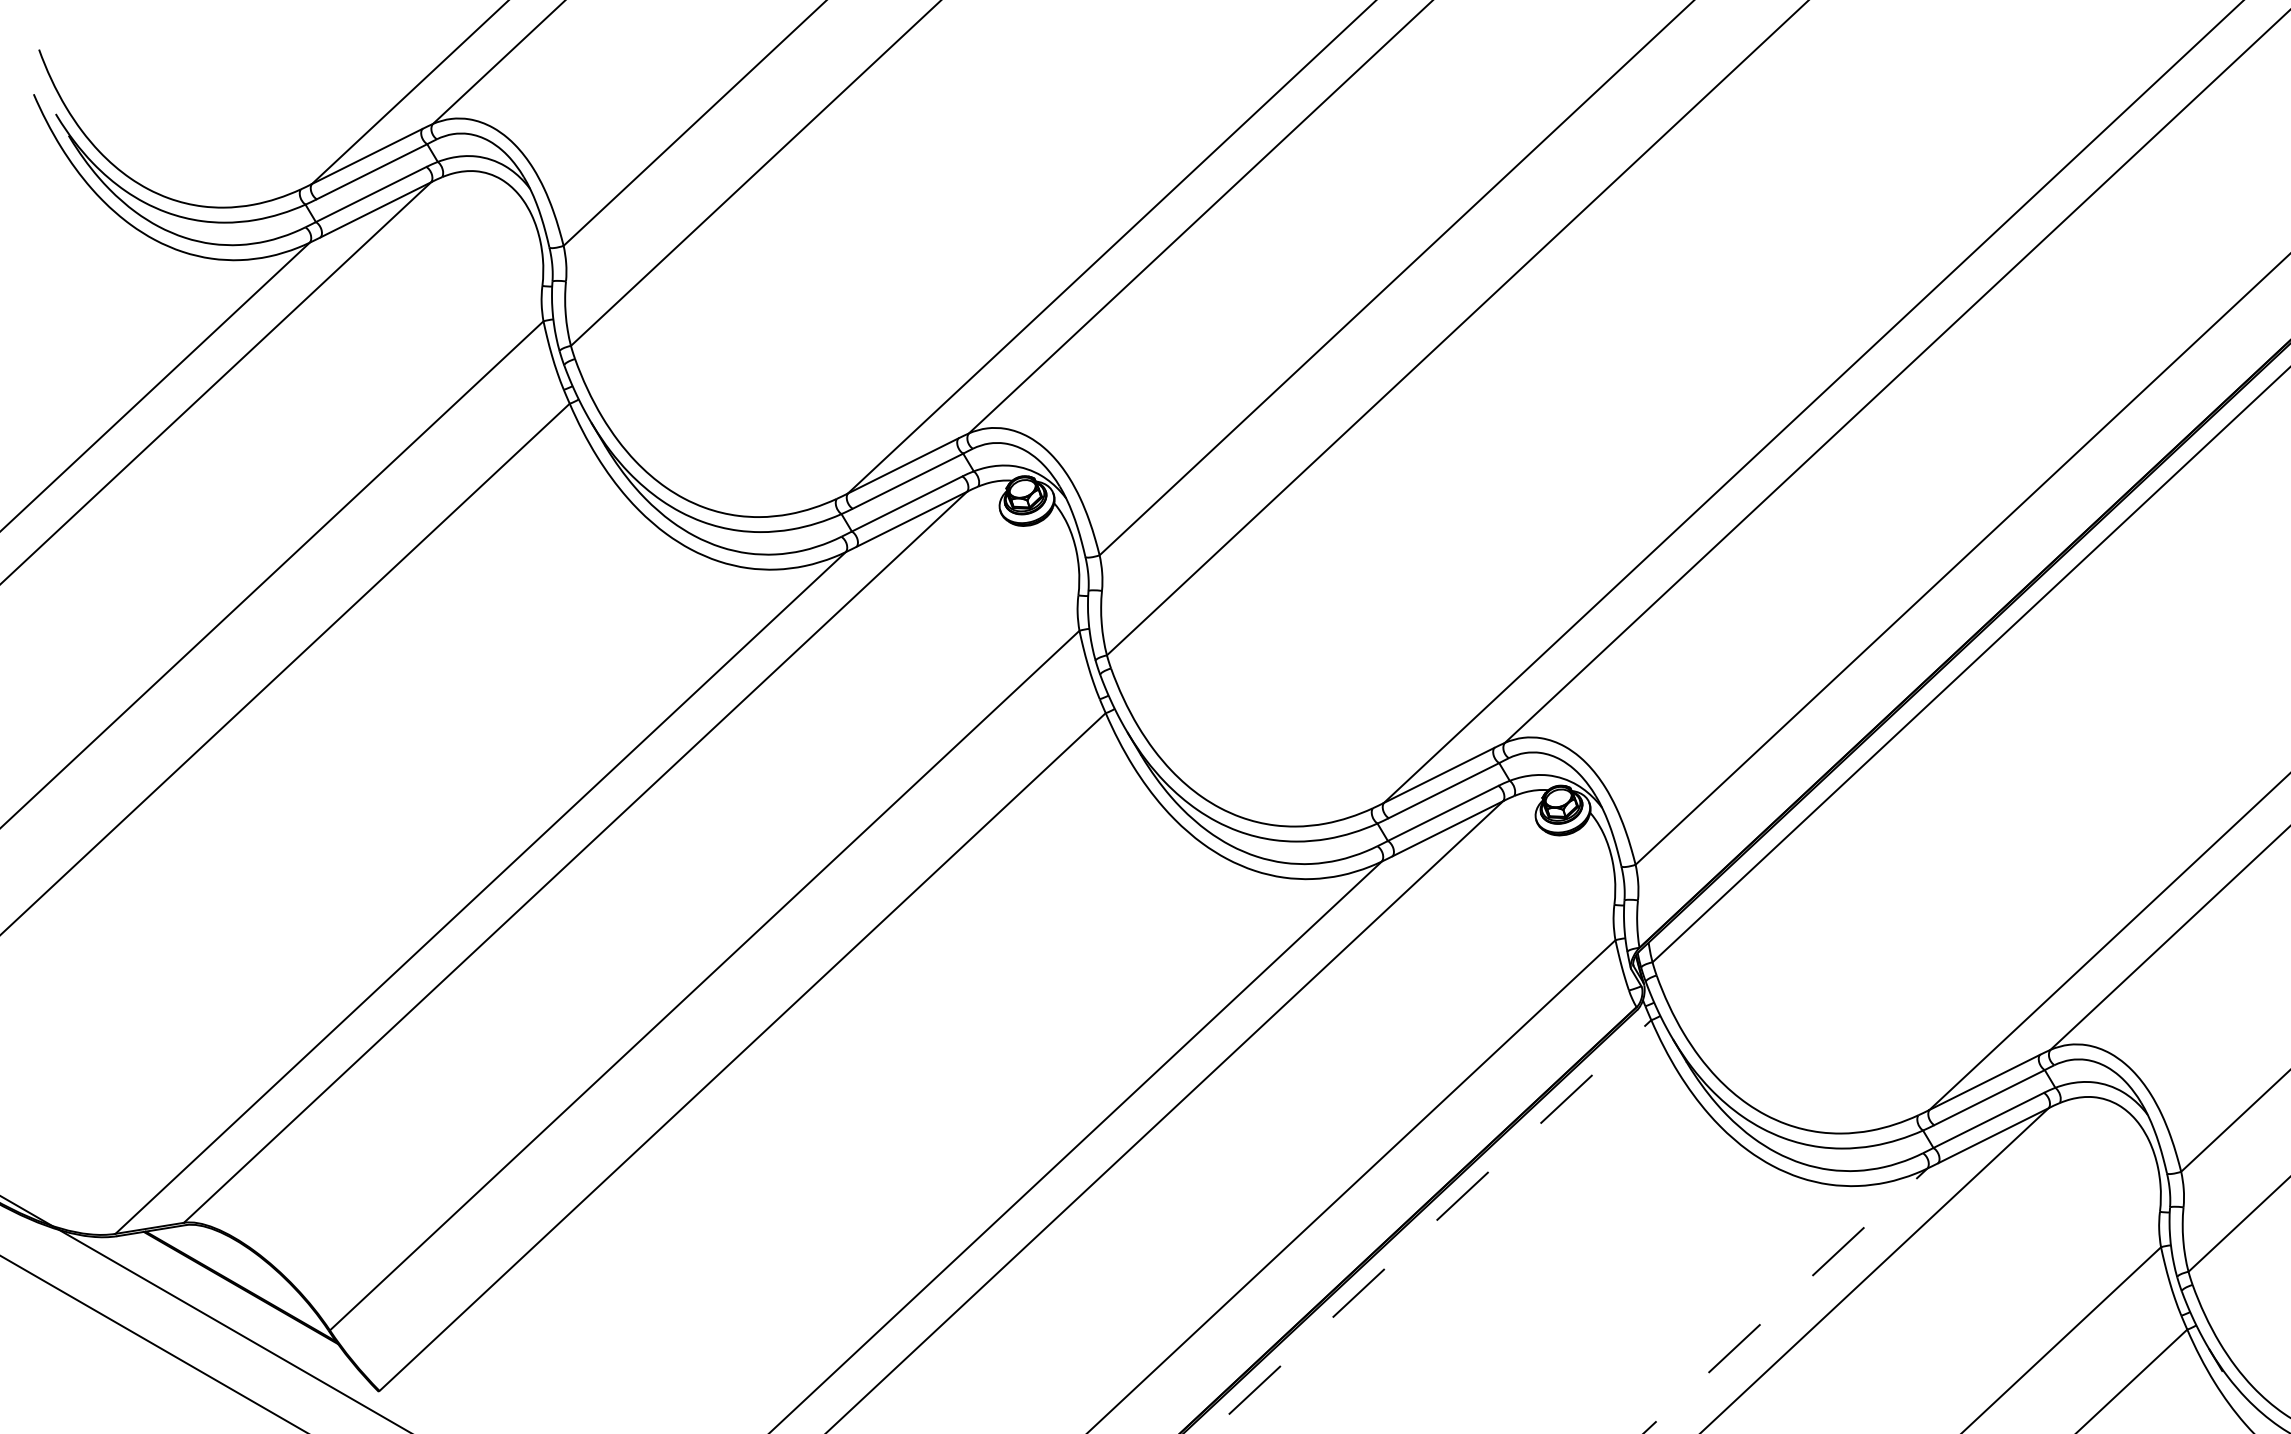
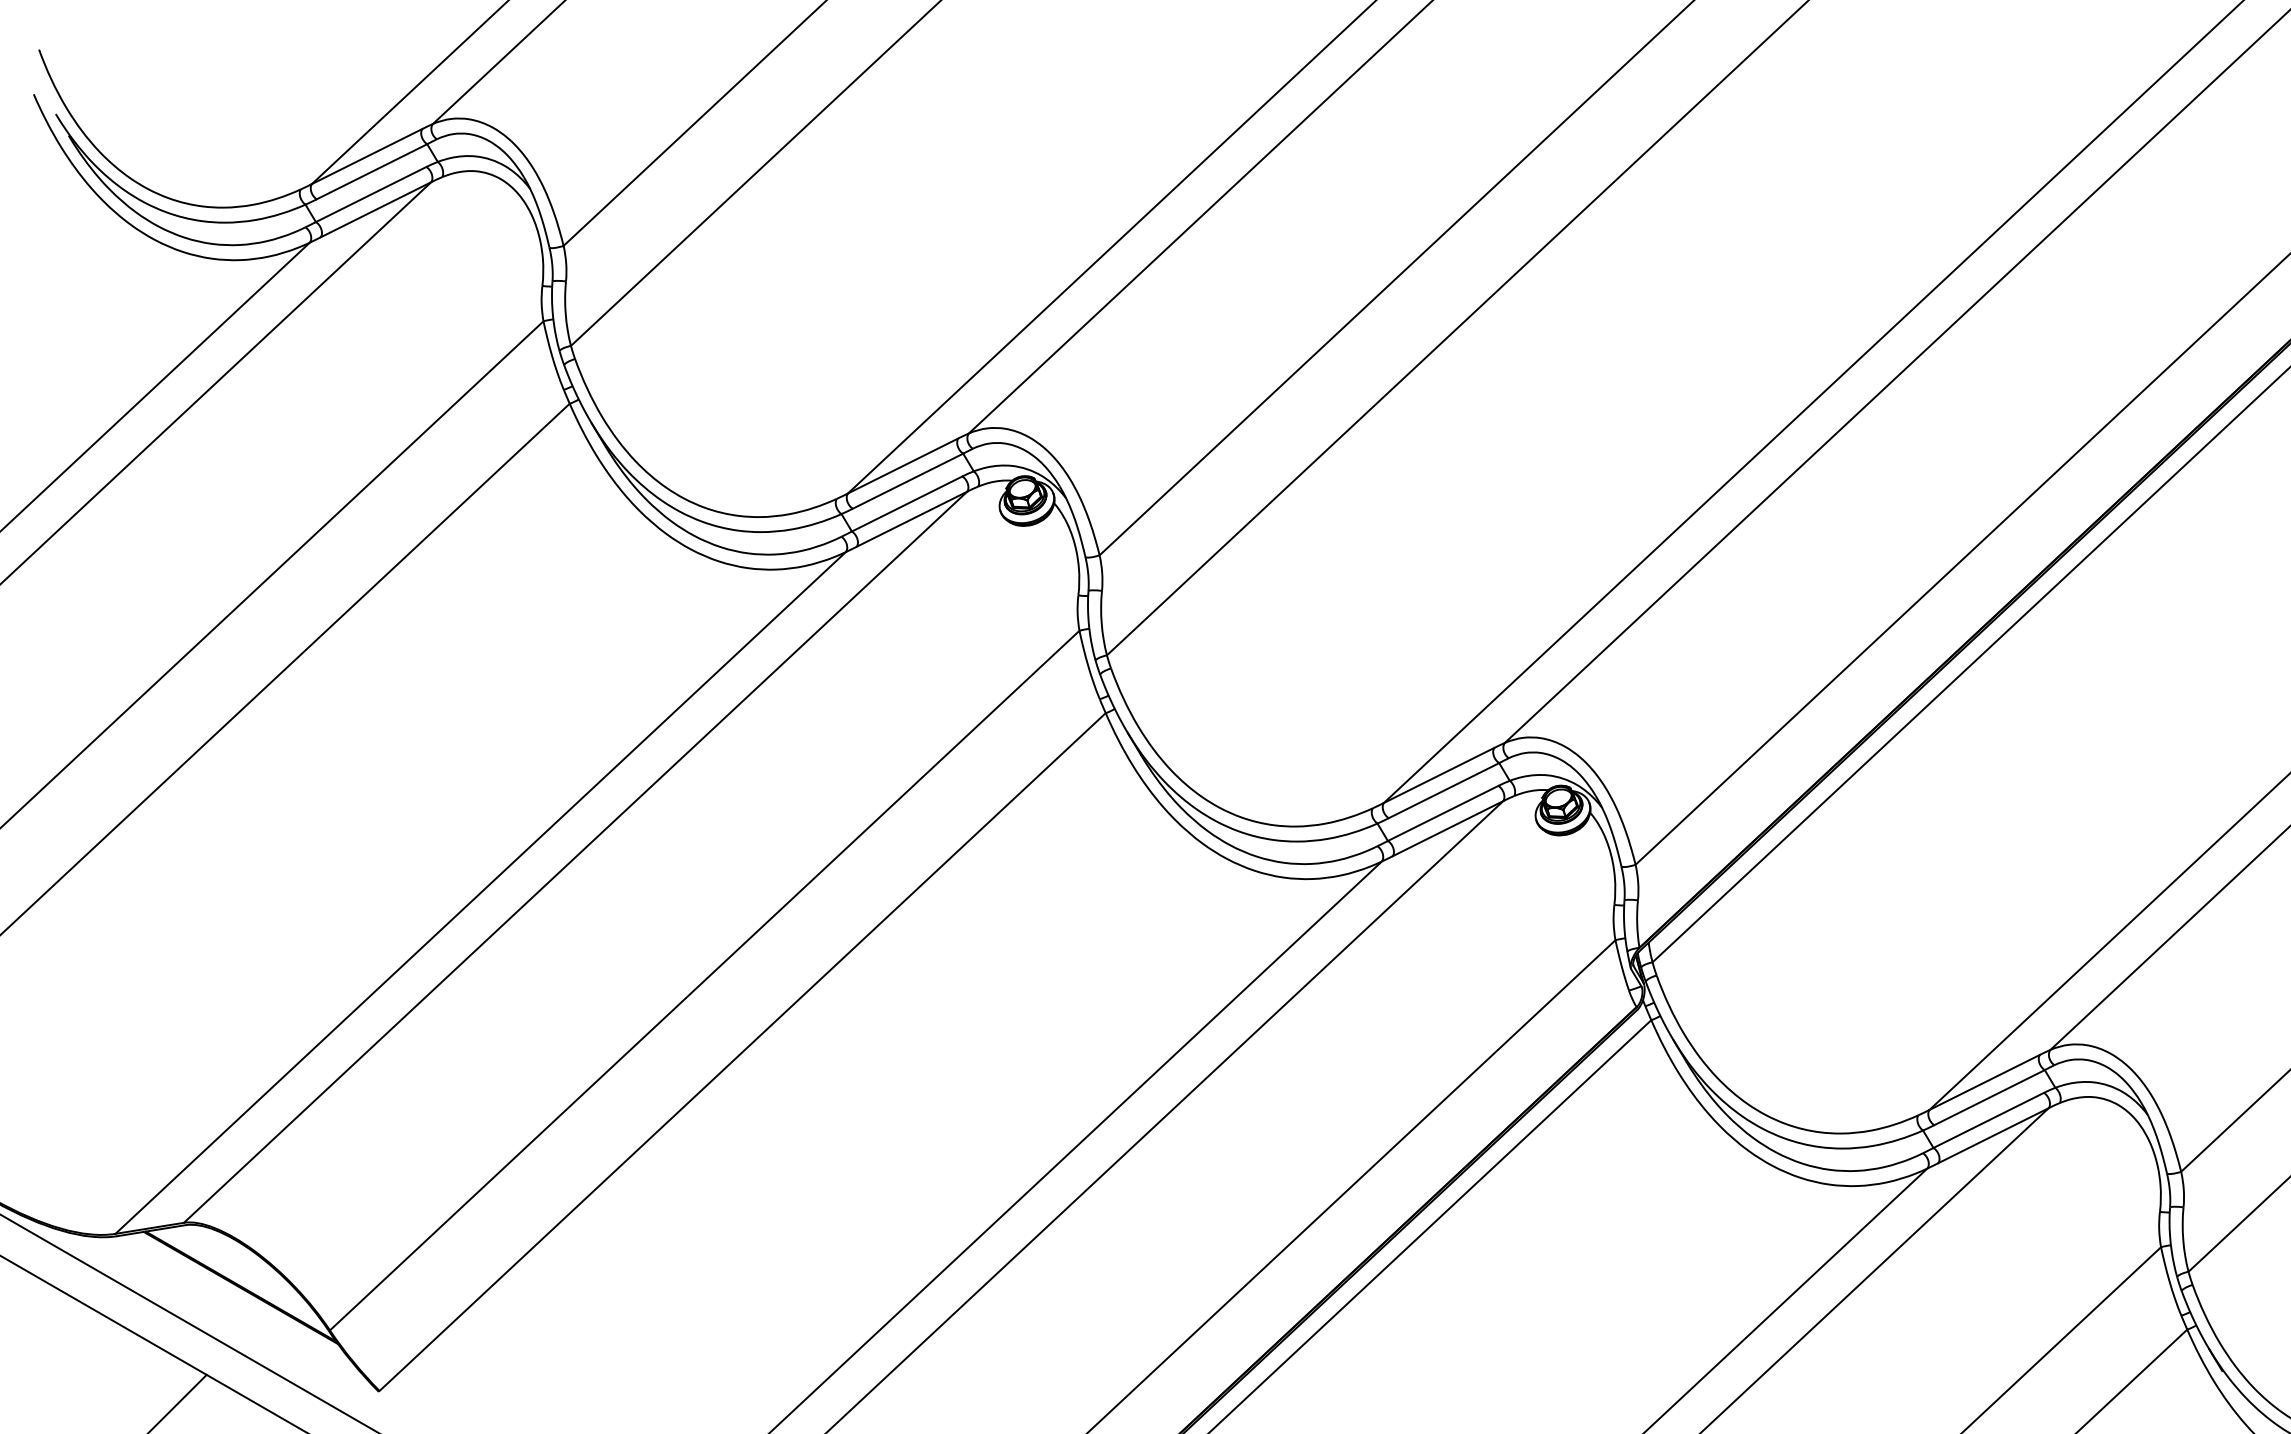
line: dashed -> solid (1429, 1226)
line: dashed -> solid (1785, 1300)
line position: (204, 1313) -> (188, 1322) (188, 1322)
line: none -> present (178, 1402)
